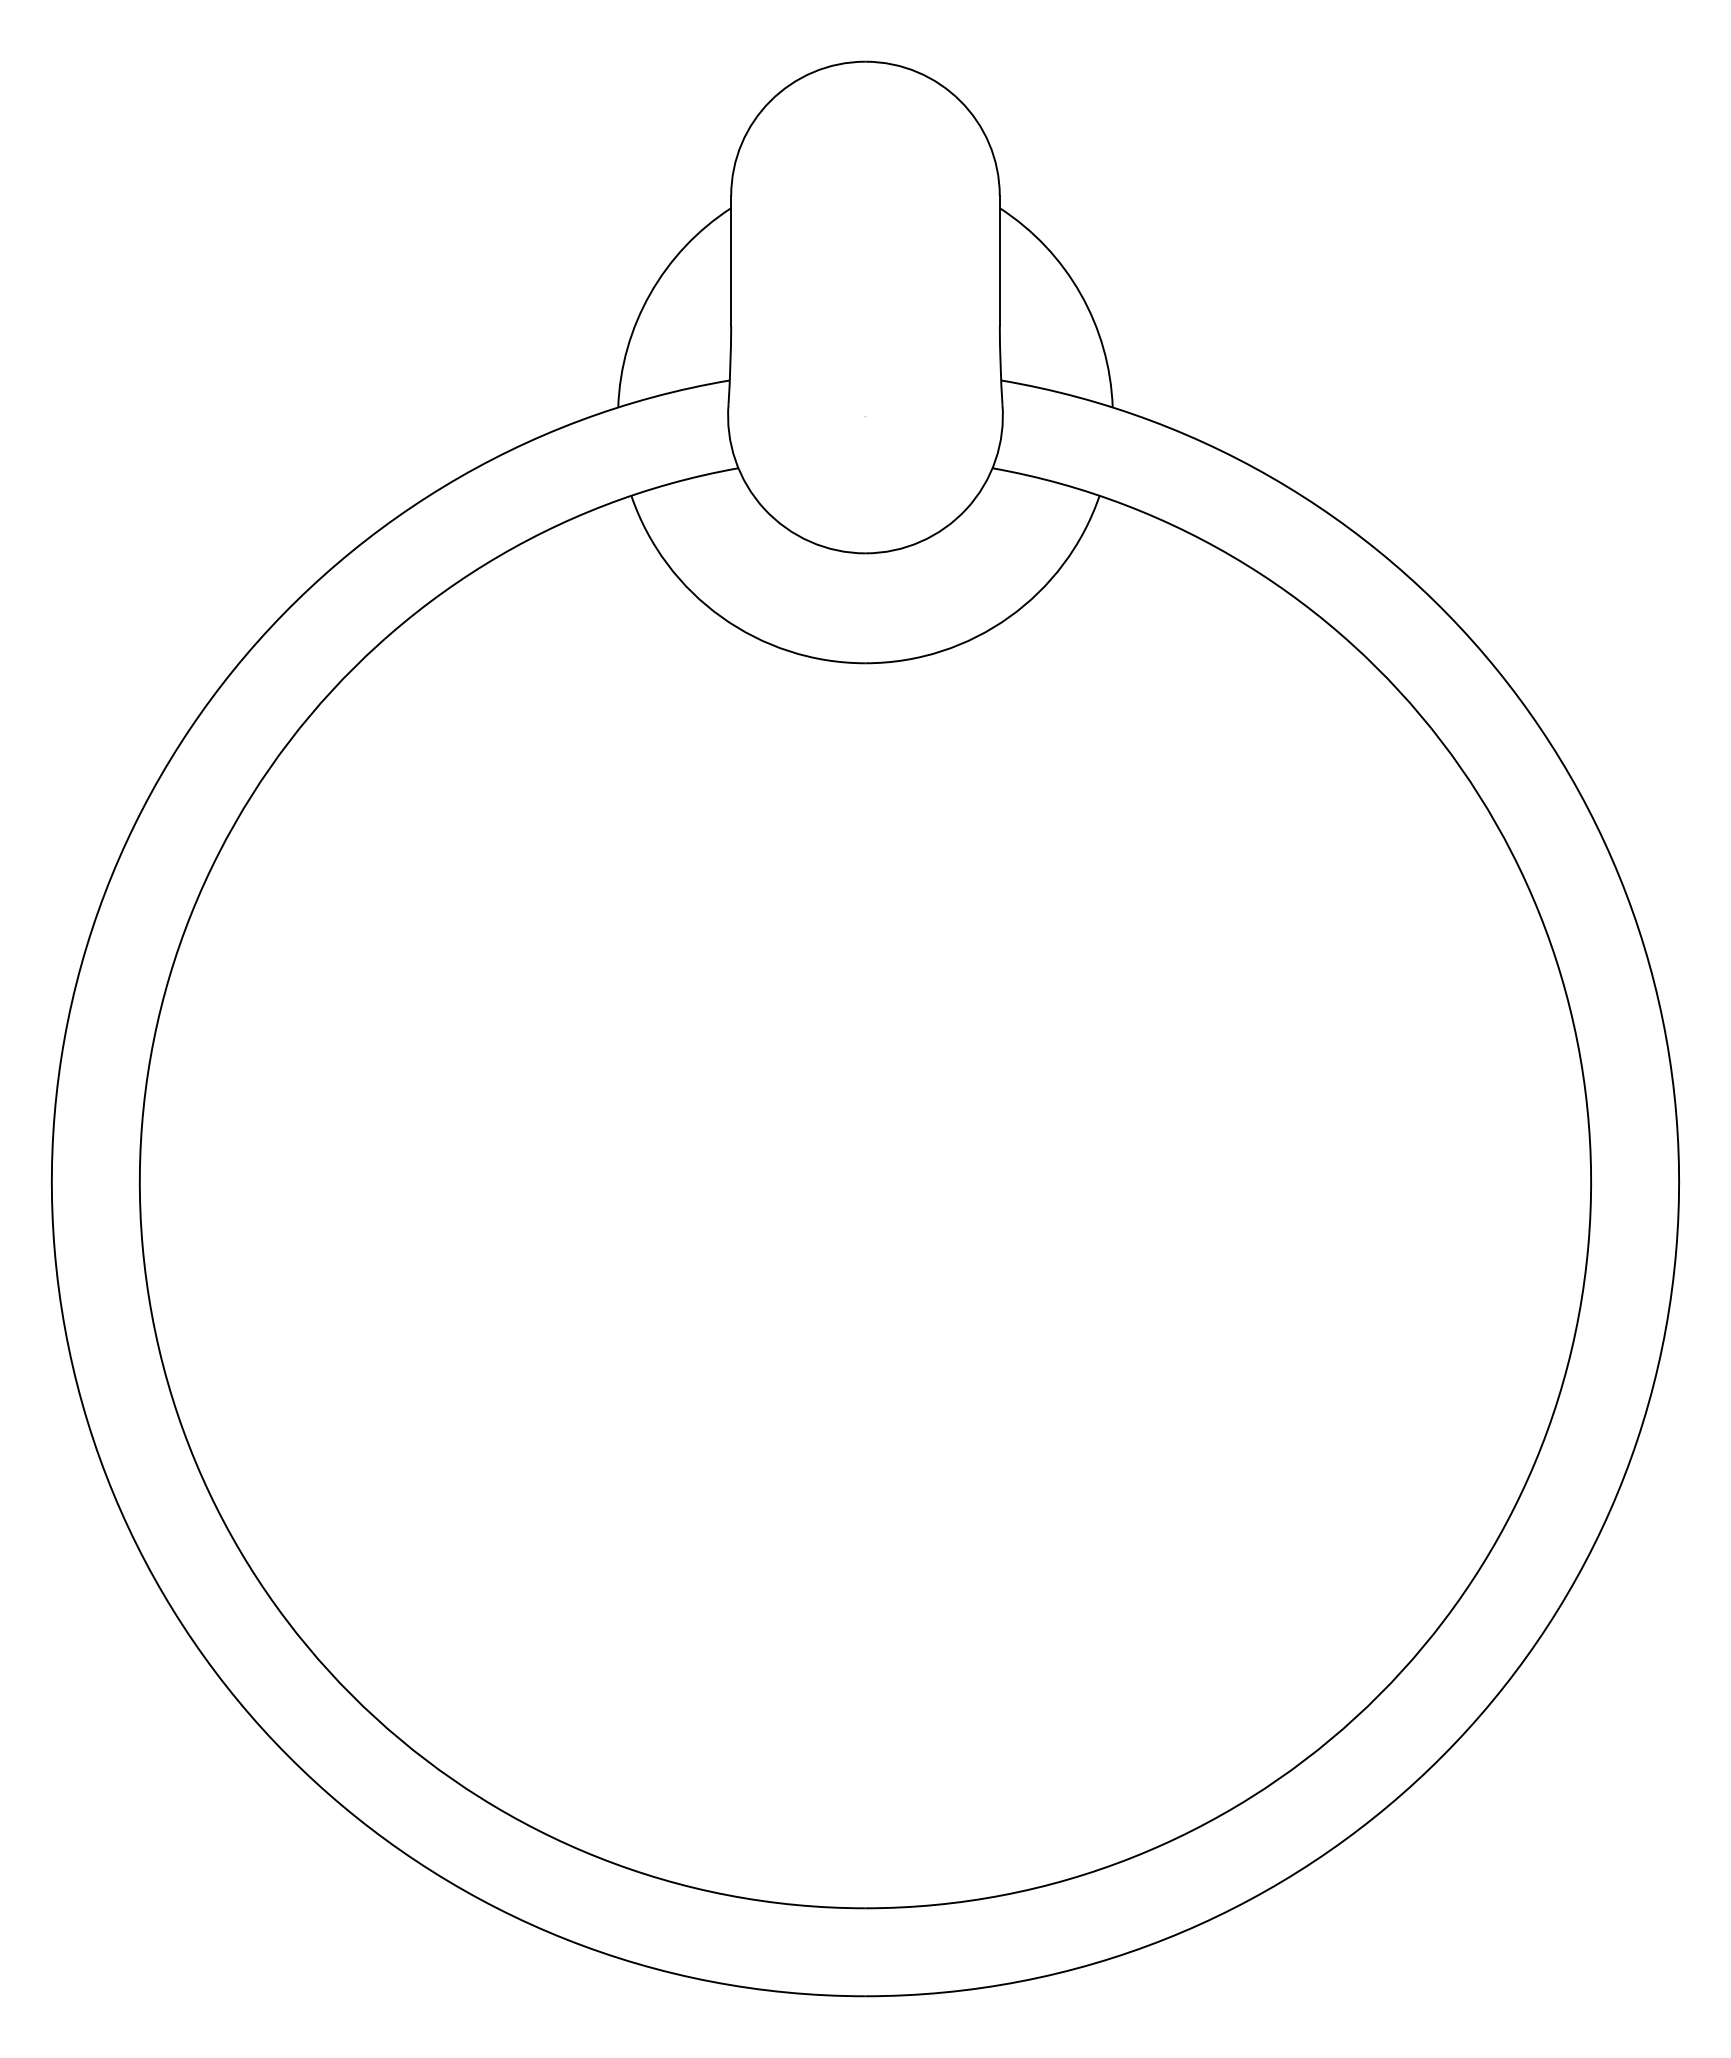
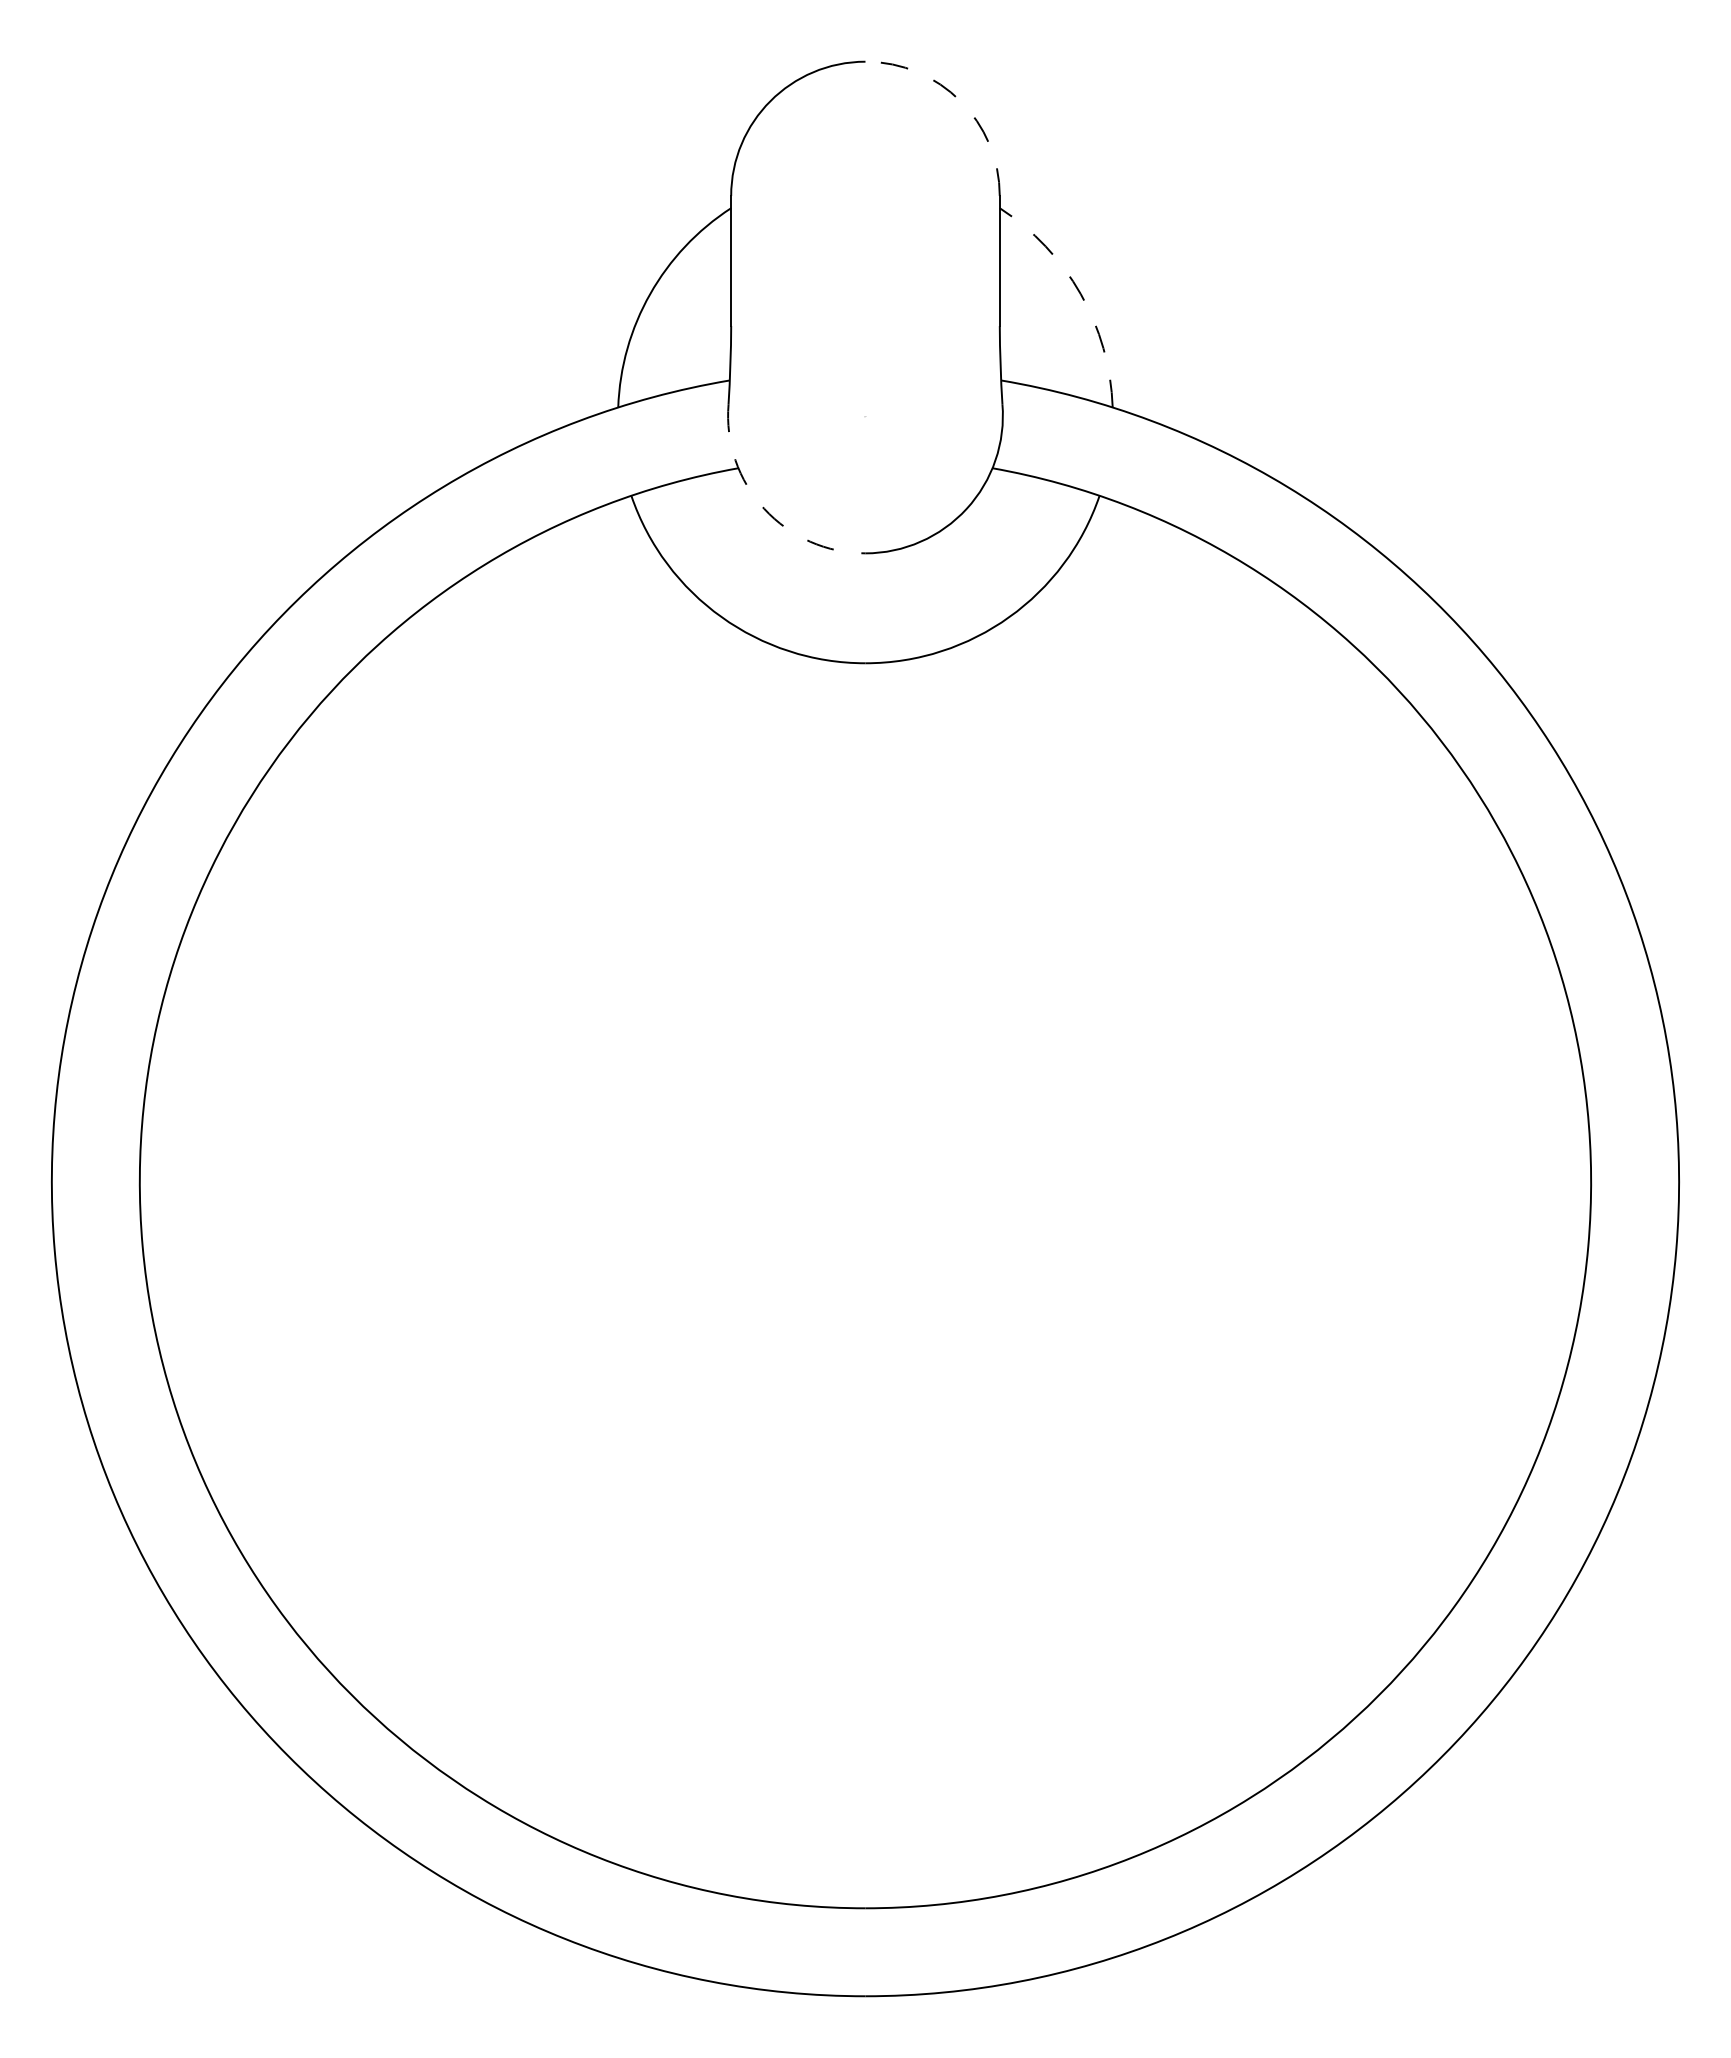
arc: solid -> dashed (960, 101)
arc: solid -> dashed (1080, 294)
arc: solid -> dashed (764, 508)
